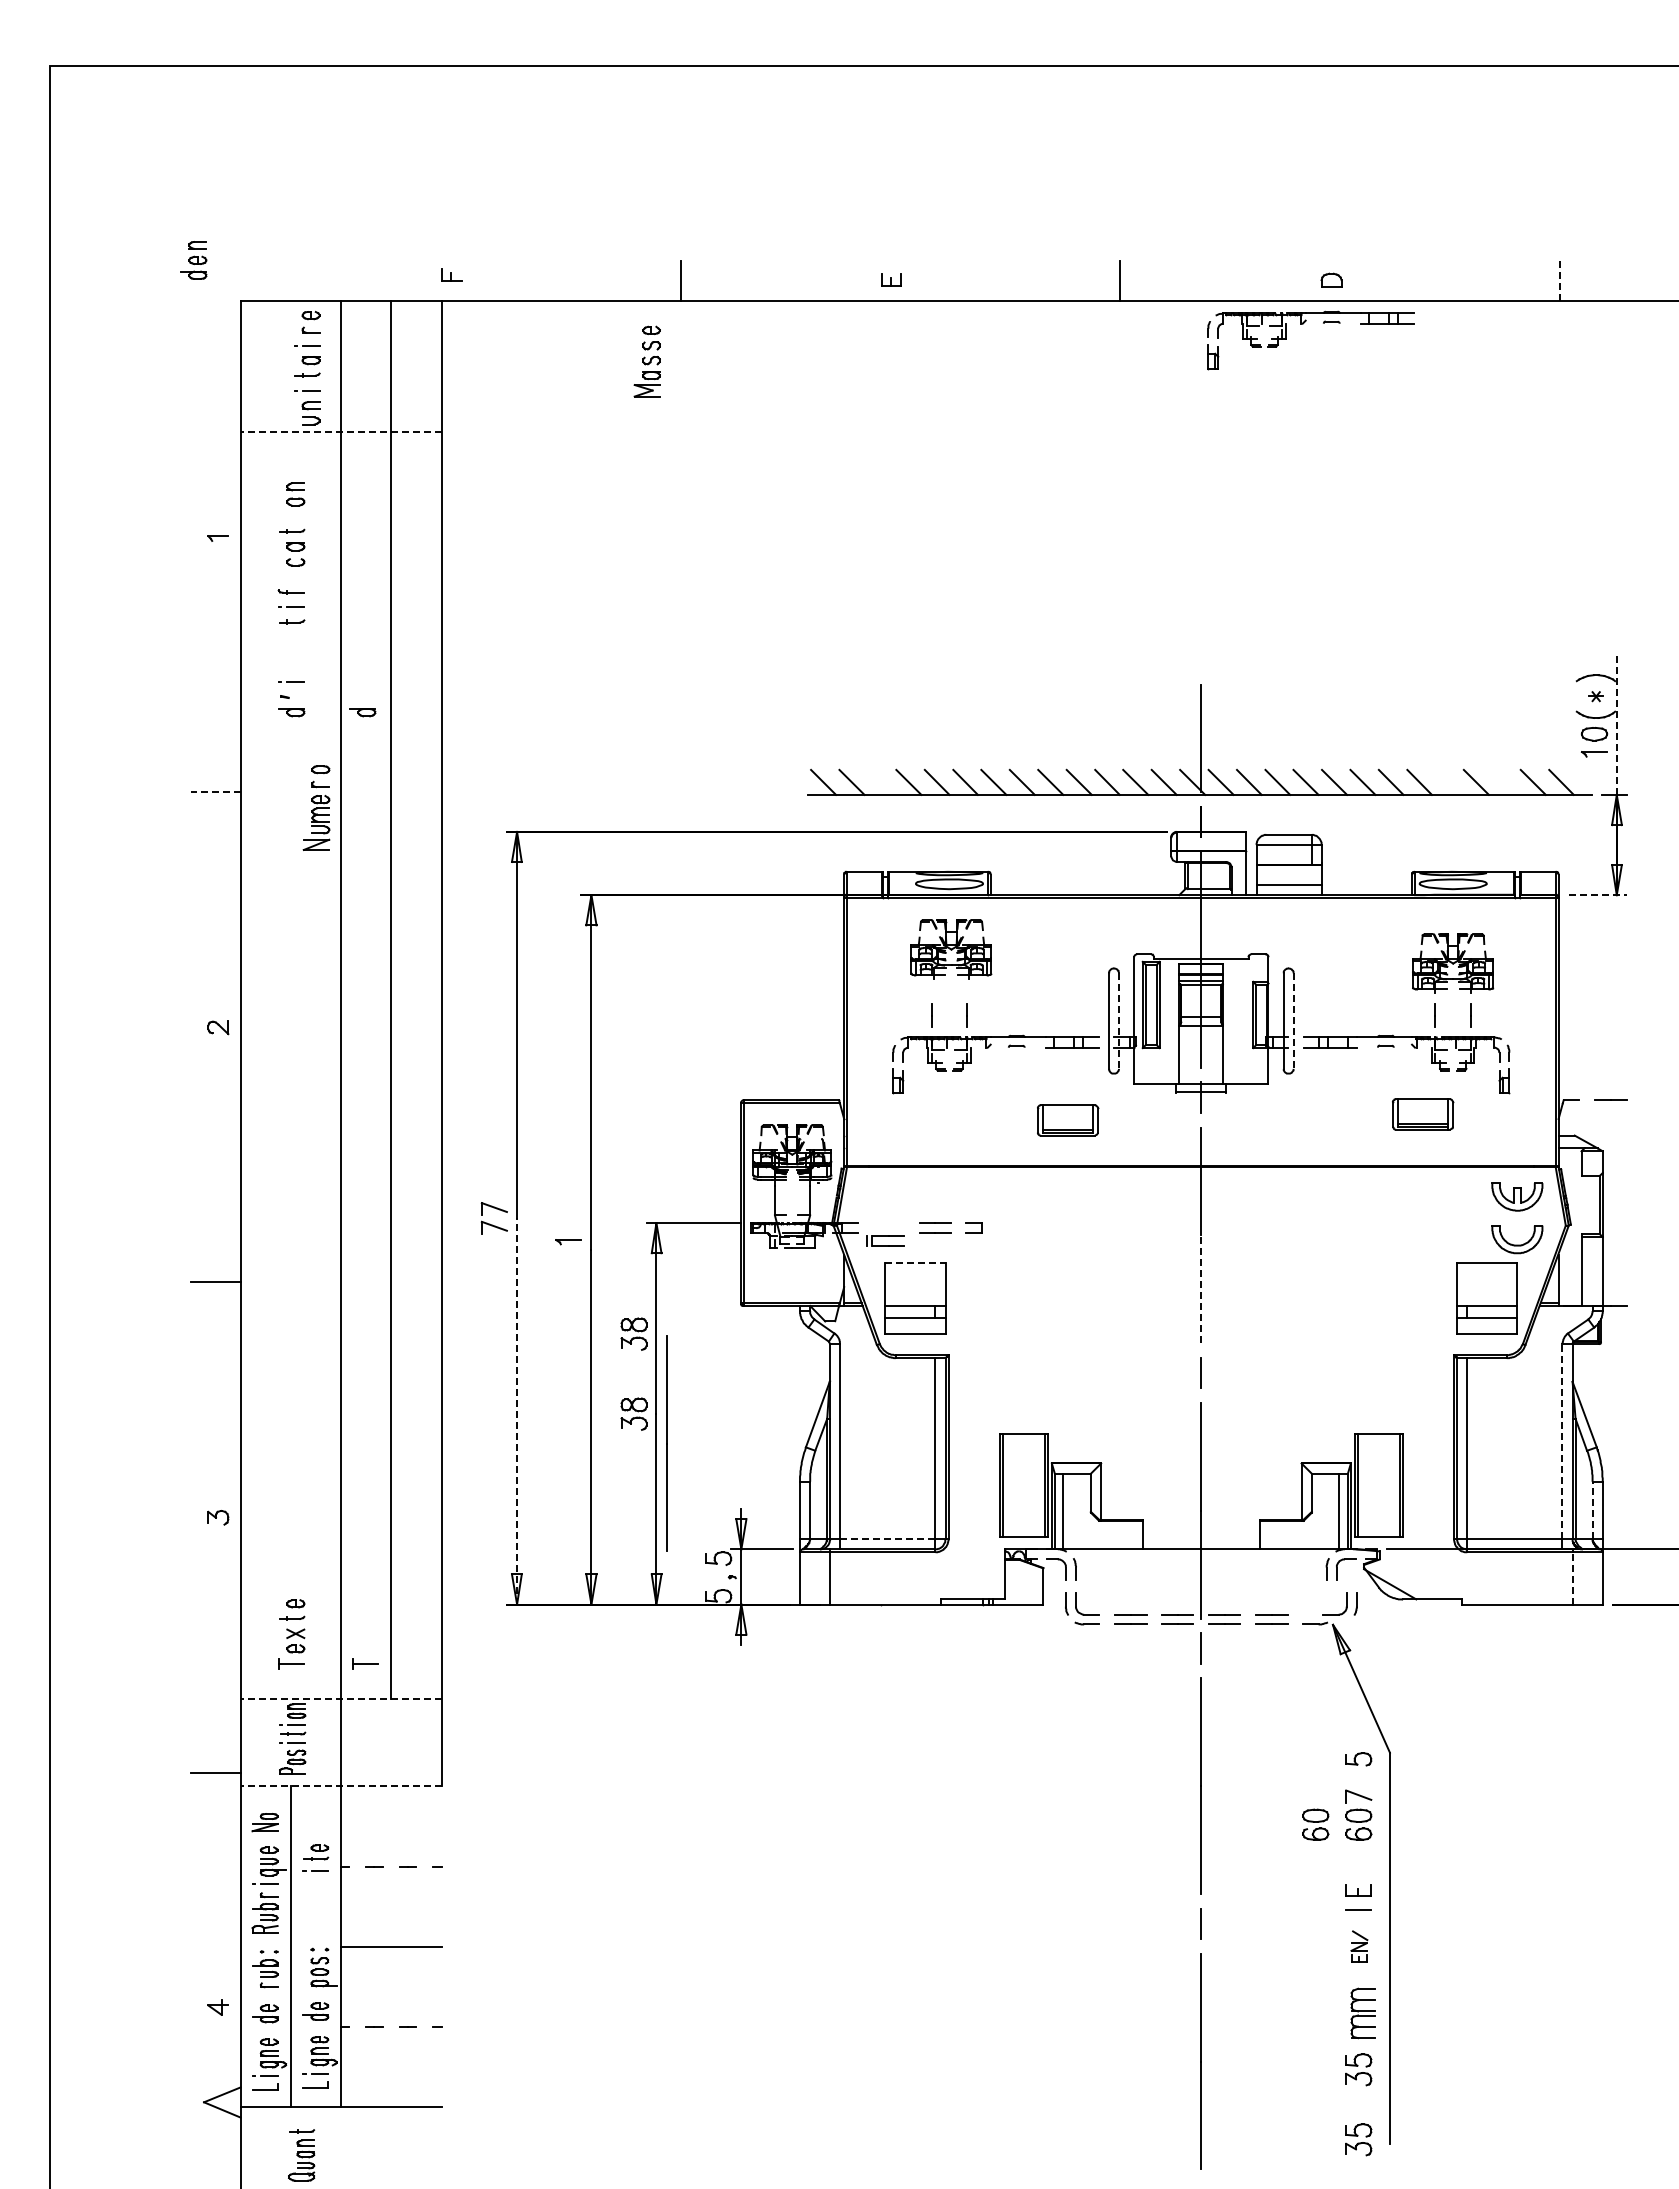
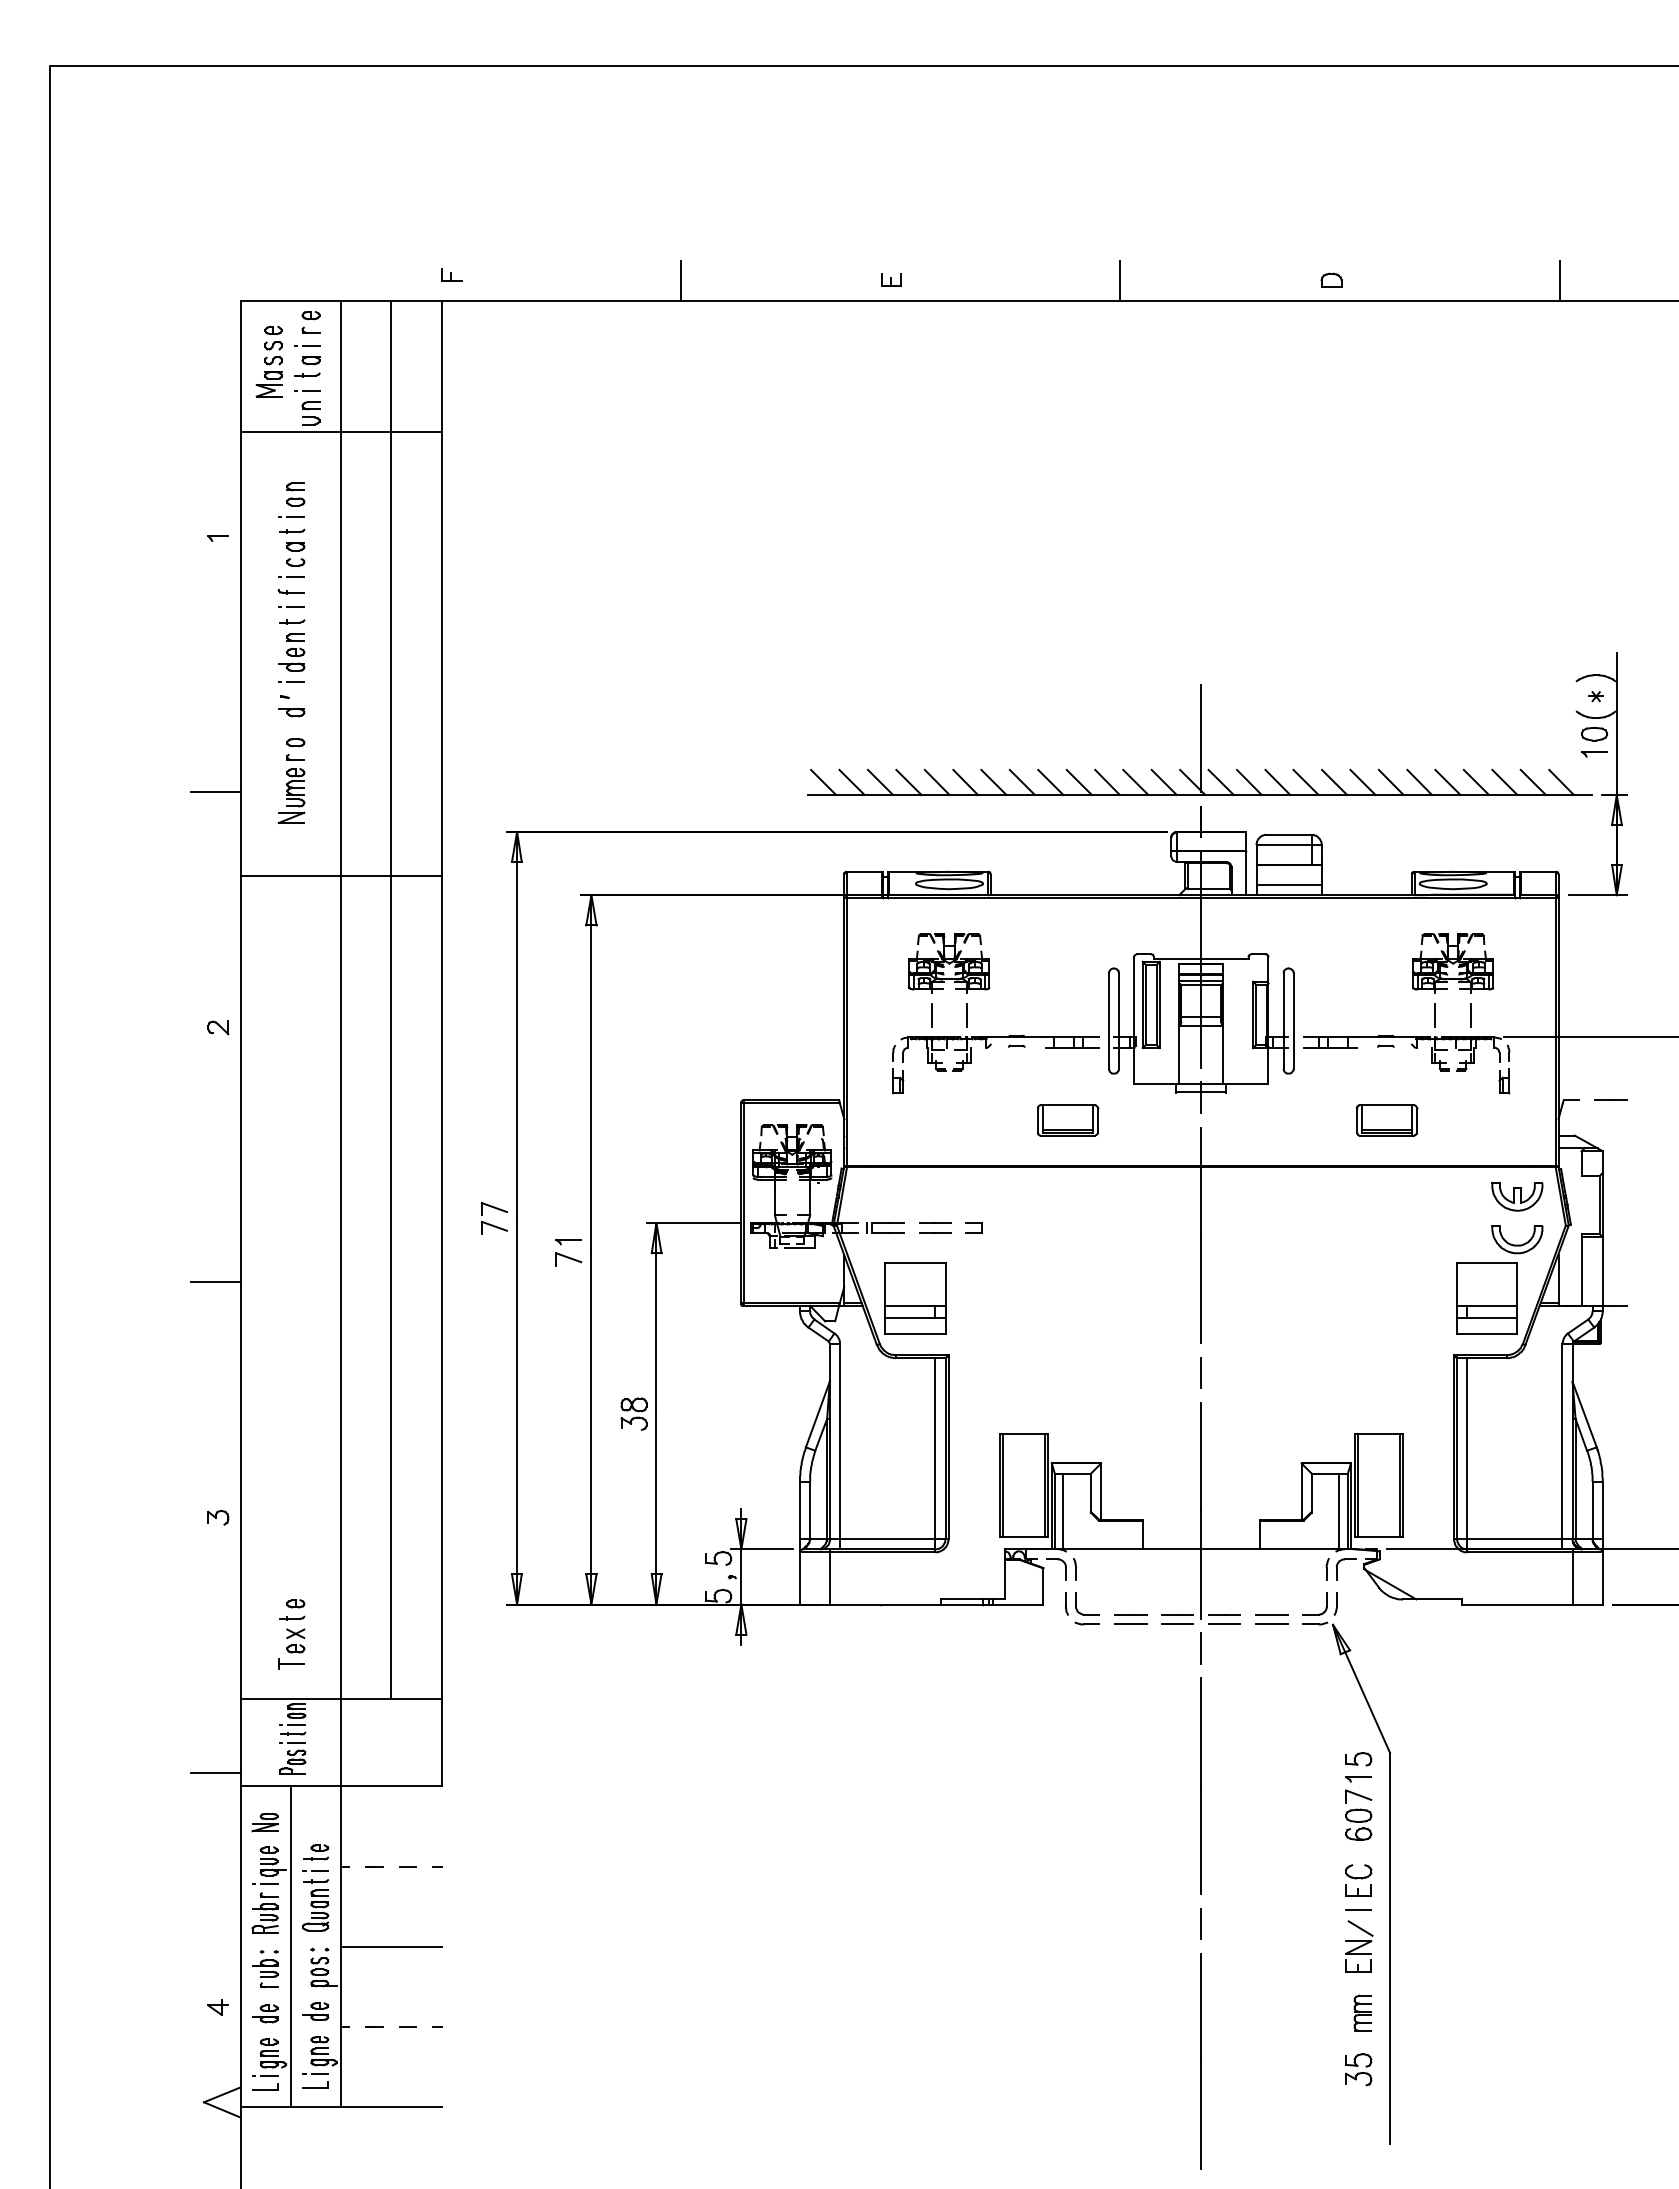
part position: (193, 260) -> (291, 652) (291, 652)
line: dashed -> solid (1560, 281)
part: present -> none (1303, 324)
part position: (646, 361) -> (268, 361) (268, 361)
line: dashed -> solid (340, 431)
line: none -> present (291, 516)
line: none -> present (291, 576)
part: present -> none (362, 712)
line: dashed -> solid (1616, 723)
line: none -> present (880, 781)
line: none -> present (1447, 781)
line: none -> present (1504, 781)
line: dashed -> solid (215, 792)
part position: (316, 807) -> (291, 780) (291, 780)
line: none -> present (340, 876)
line: dashed -> solid (1598, 895)
part position: (951, 949) -> (949, 963) (949, 963)
line: dashed -> solid (1118, 1021)
line: dashed -> solid (1293, 1021)
line: none -> present (1589, 1037)
part position: (1423, 1114) -> (1387, 1120) (1387, 1120)
part position: (885, 1240) -> (885, 1227) (885, 1227)
part: none -> present (568, 1259)
line: dashed -> solid (916, 1263)
line: dashed -> solid (1201, 1289)
part: present -> none (633, 1333)
line: dashed -> solid (517, 1410)
line: dashed -> solid (1562, 1441)
line: present -> none (666, 1443)
line: dashed -> solid (1592, 1510)
line: dashed -> solid (887, 1539)
line: dashed -> solid (1572, 1577)
part position: (1346, 1603) -> (1326, 1603) (1326, 1603)
part: present -> none (365, 1663)
line: dashed -> solid (340, 1699)
part: none -> present (1358, 1779)
line: dashed -> solid (340, 1786)
part: present -> none (1315, 1824)
part: none -> present (1358, 1871)
part size: 19x33 px -> 29x53 px (1359, 1946)
part size: 26x53 px -> 19x38 px (1362, 2012)
part: present -> none (1358, 2139)
part position: (301, 2155) -> (315, 1905) (315, 1905)
